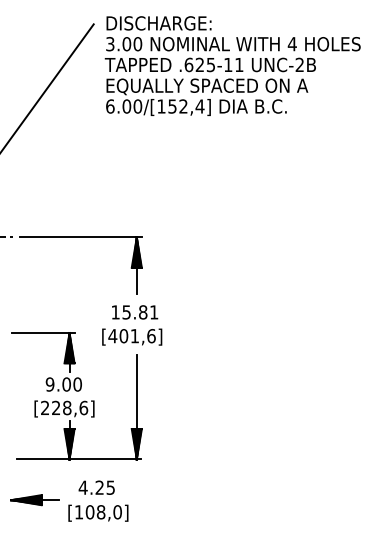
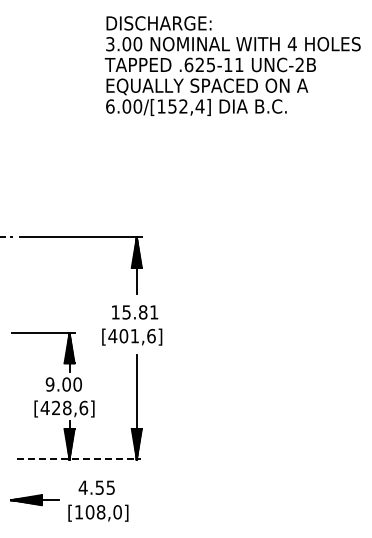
line: present -> none (47, 87)
text: [228,6] -> [428,6] (44, 407)
line: solid -> dashed (79, 459)
text: 4.25 -> 4.55 (99, 487)
